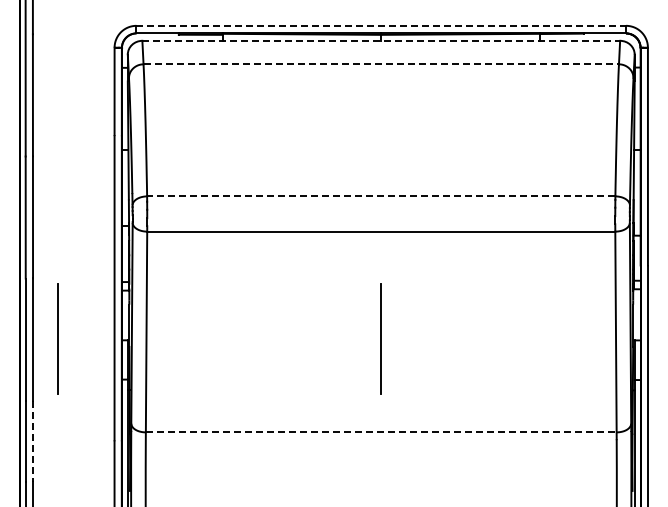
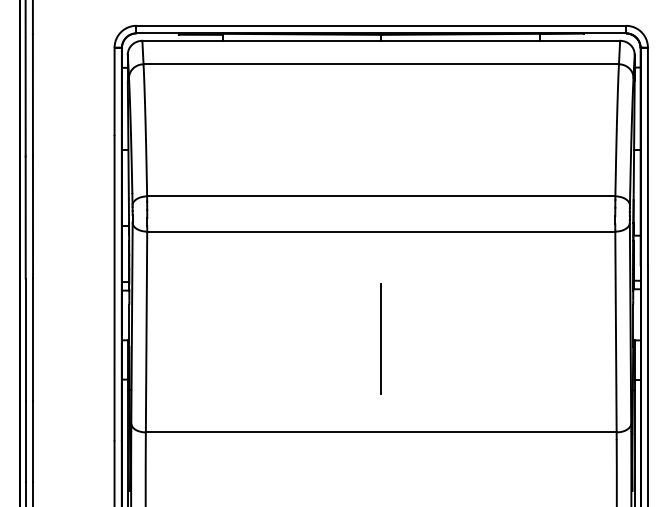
line: dashed -> solid (381, 25)
line: dashed -> solid (381, 40)
line: dashed -> solid (381, 64)
line: dashed -> solid (380, 196)
line: present -> none (57, 338)
line: dashed -> solid (381, 432)
line: dashed -> solid (33, 441)
